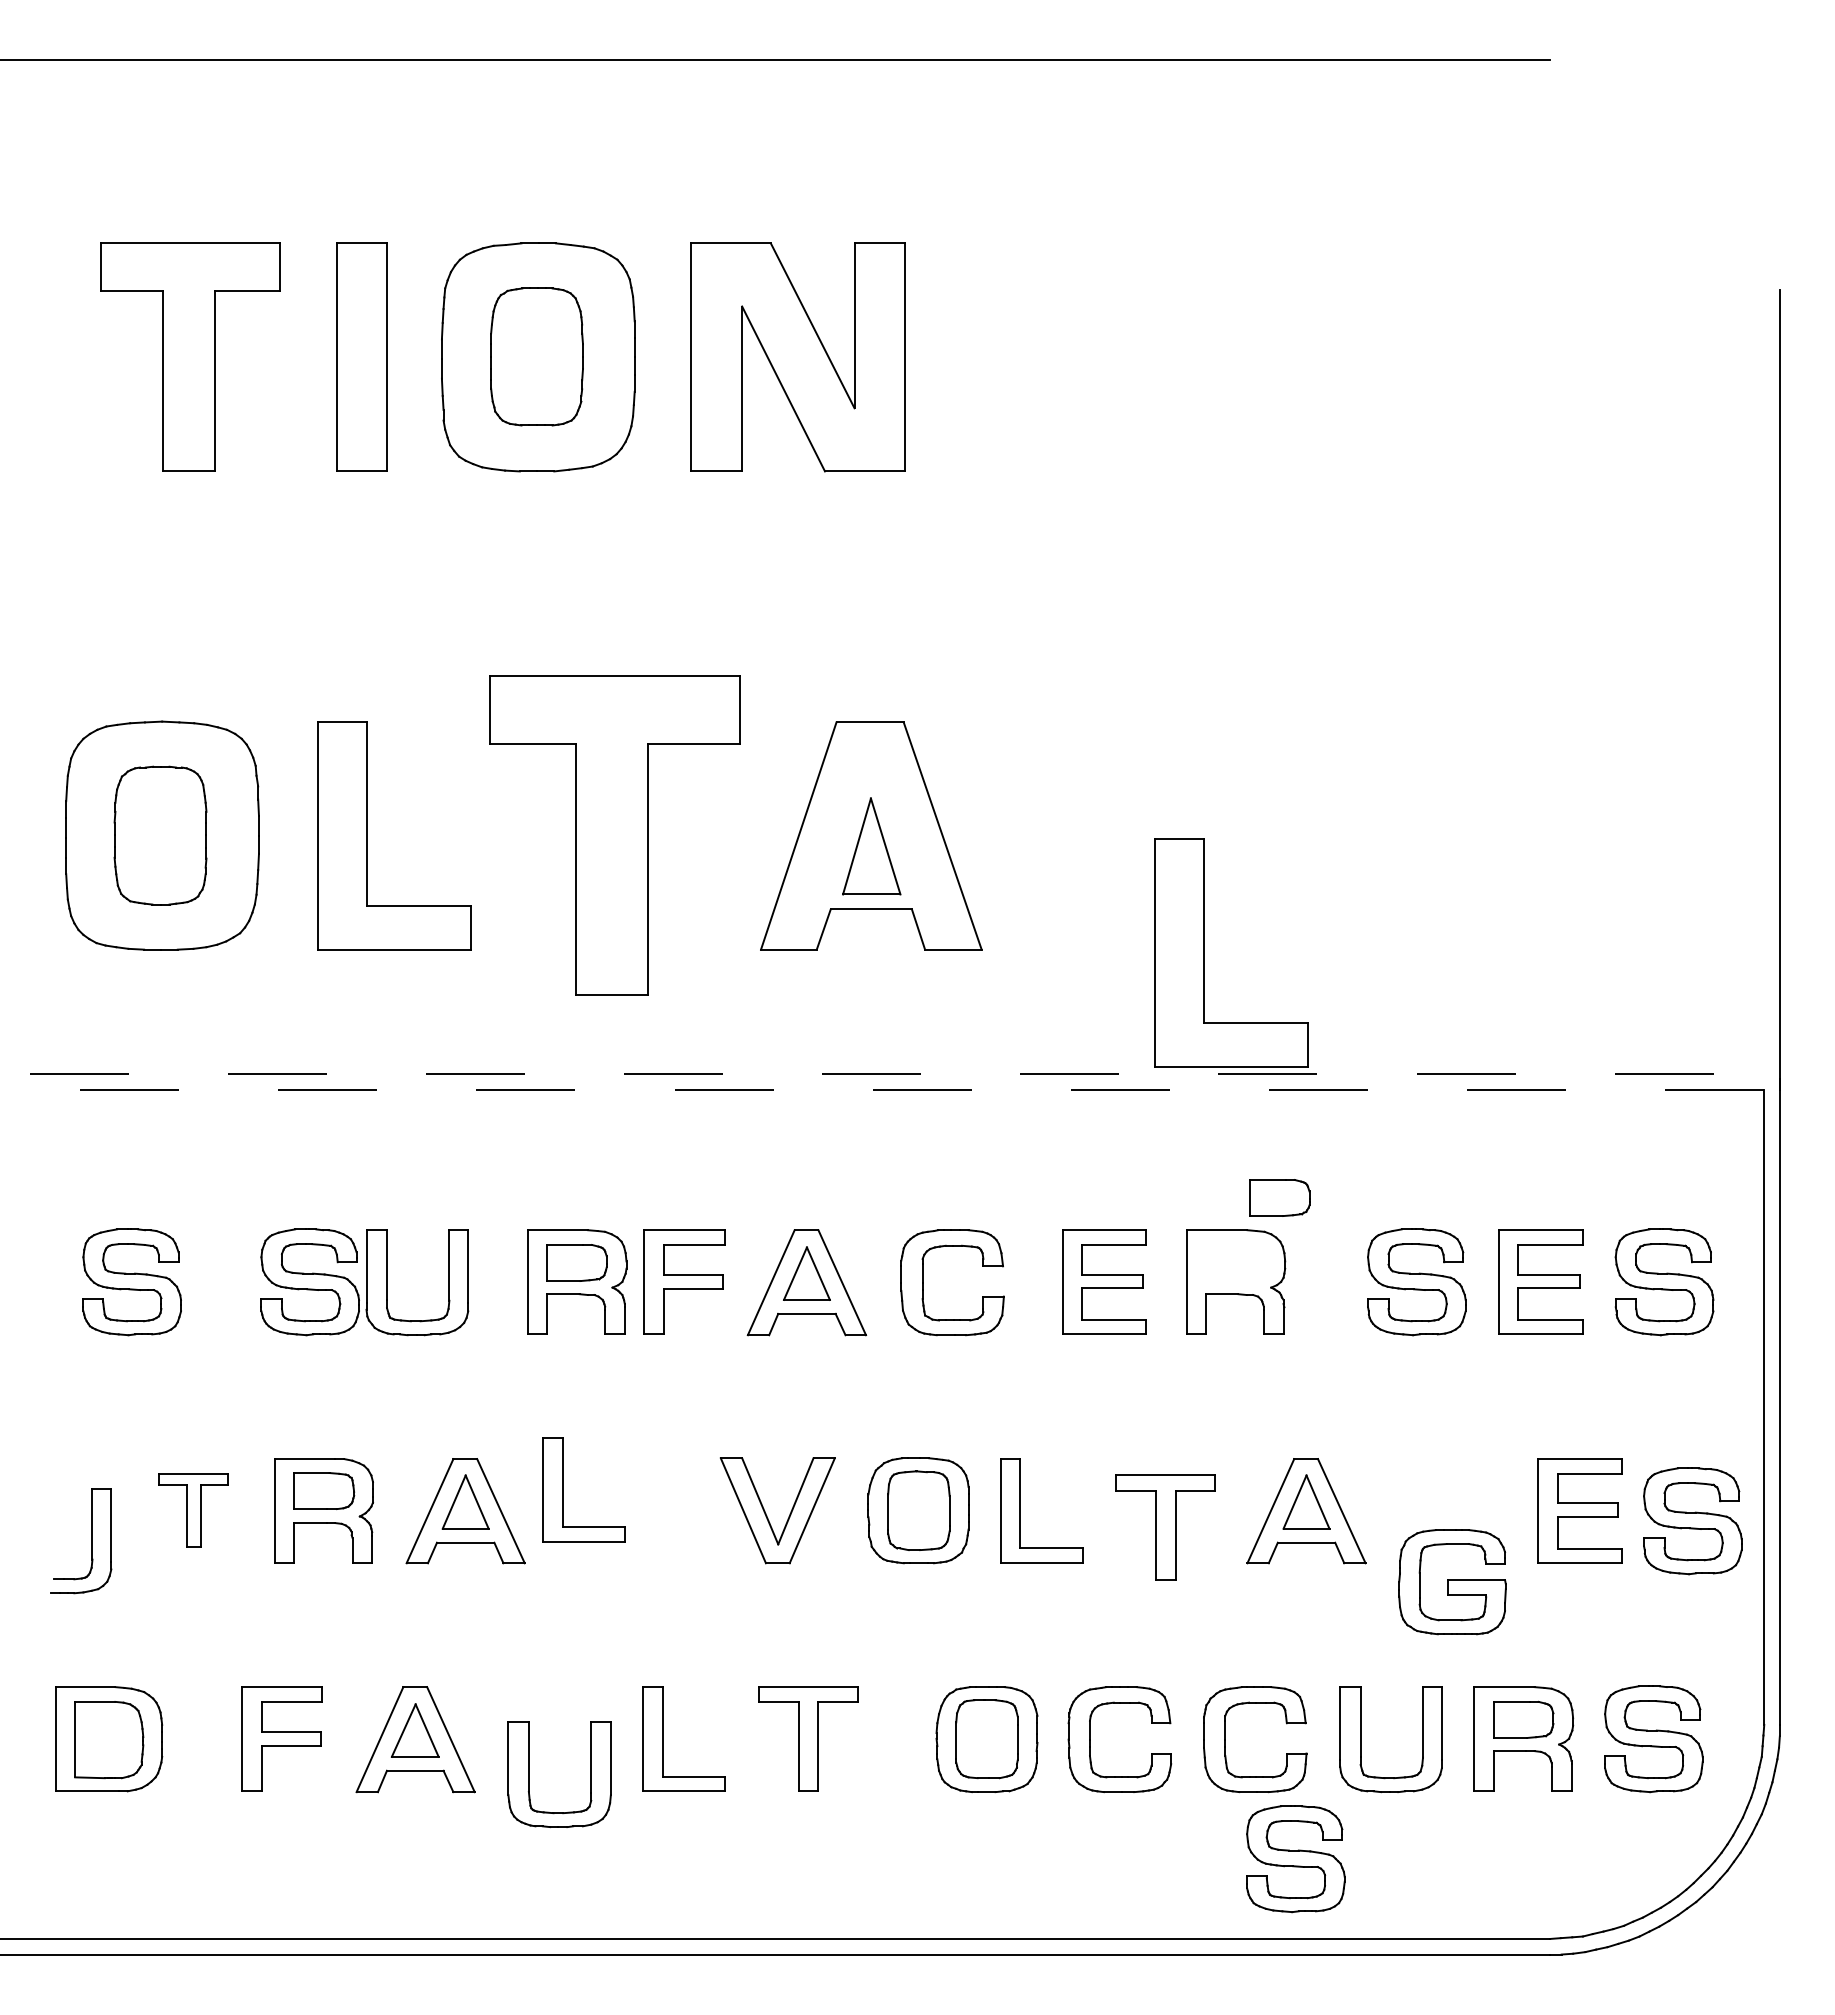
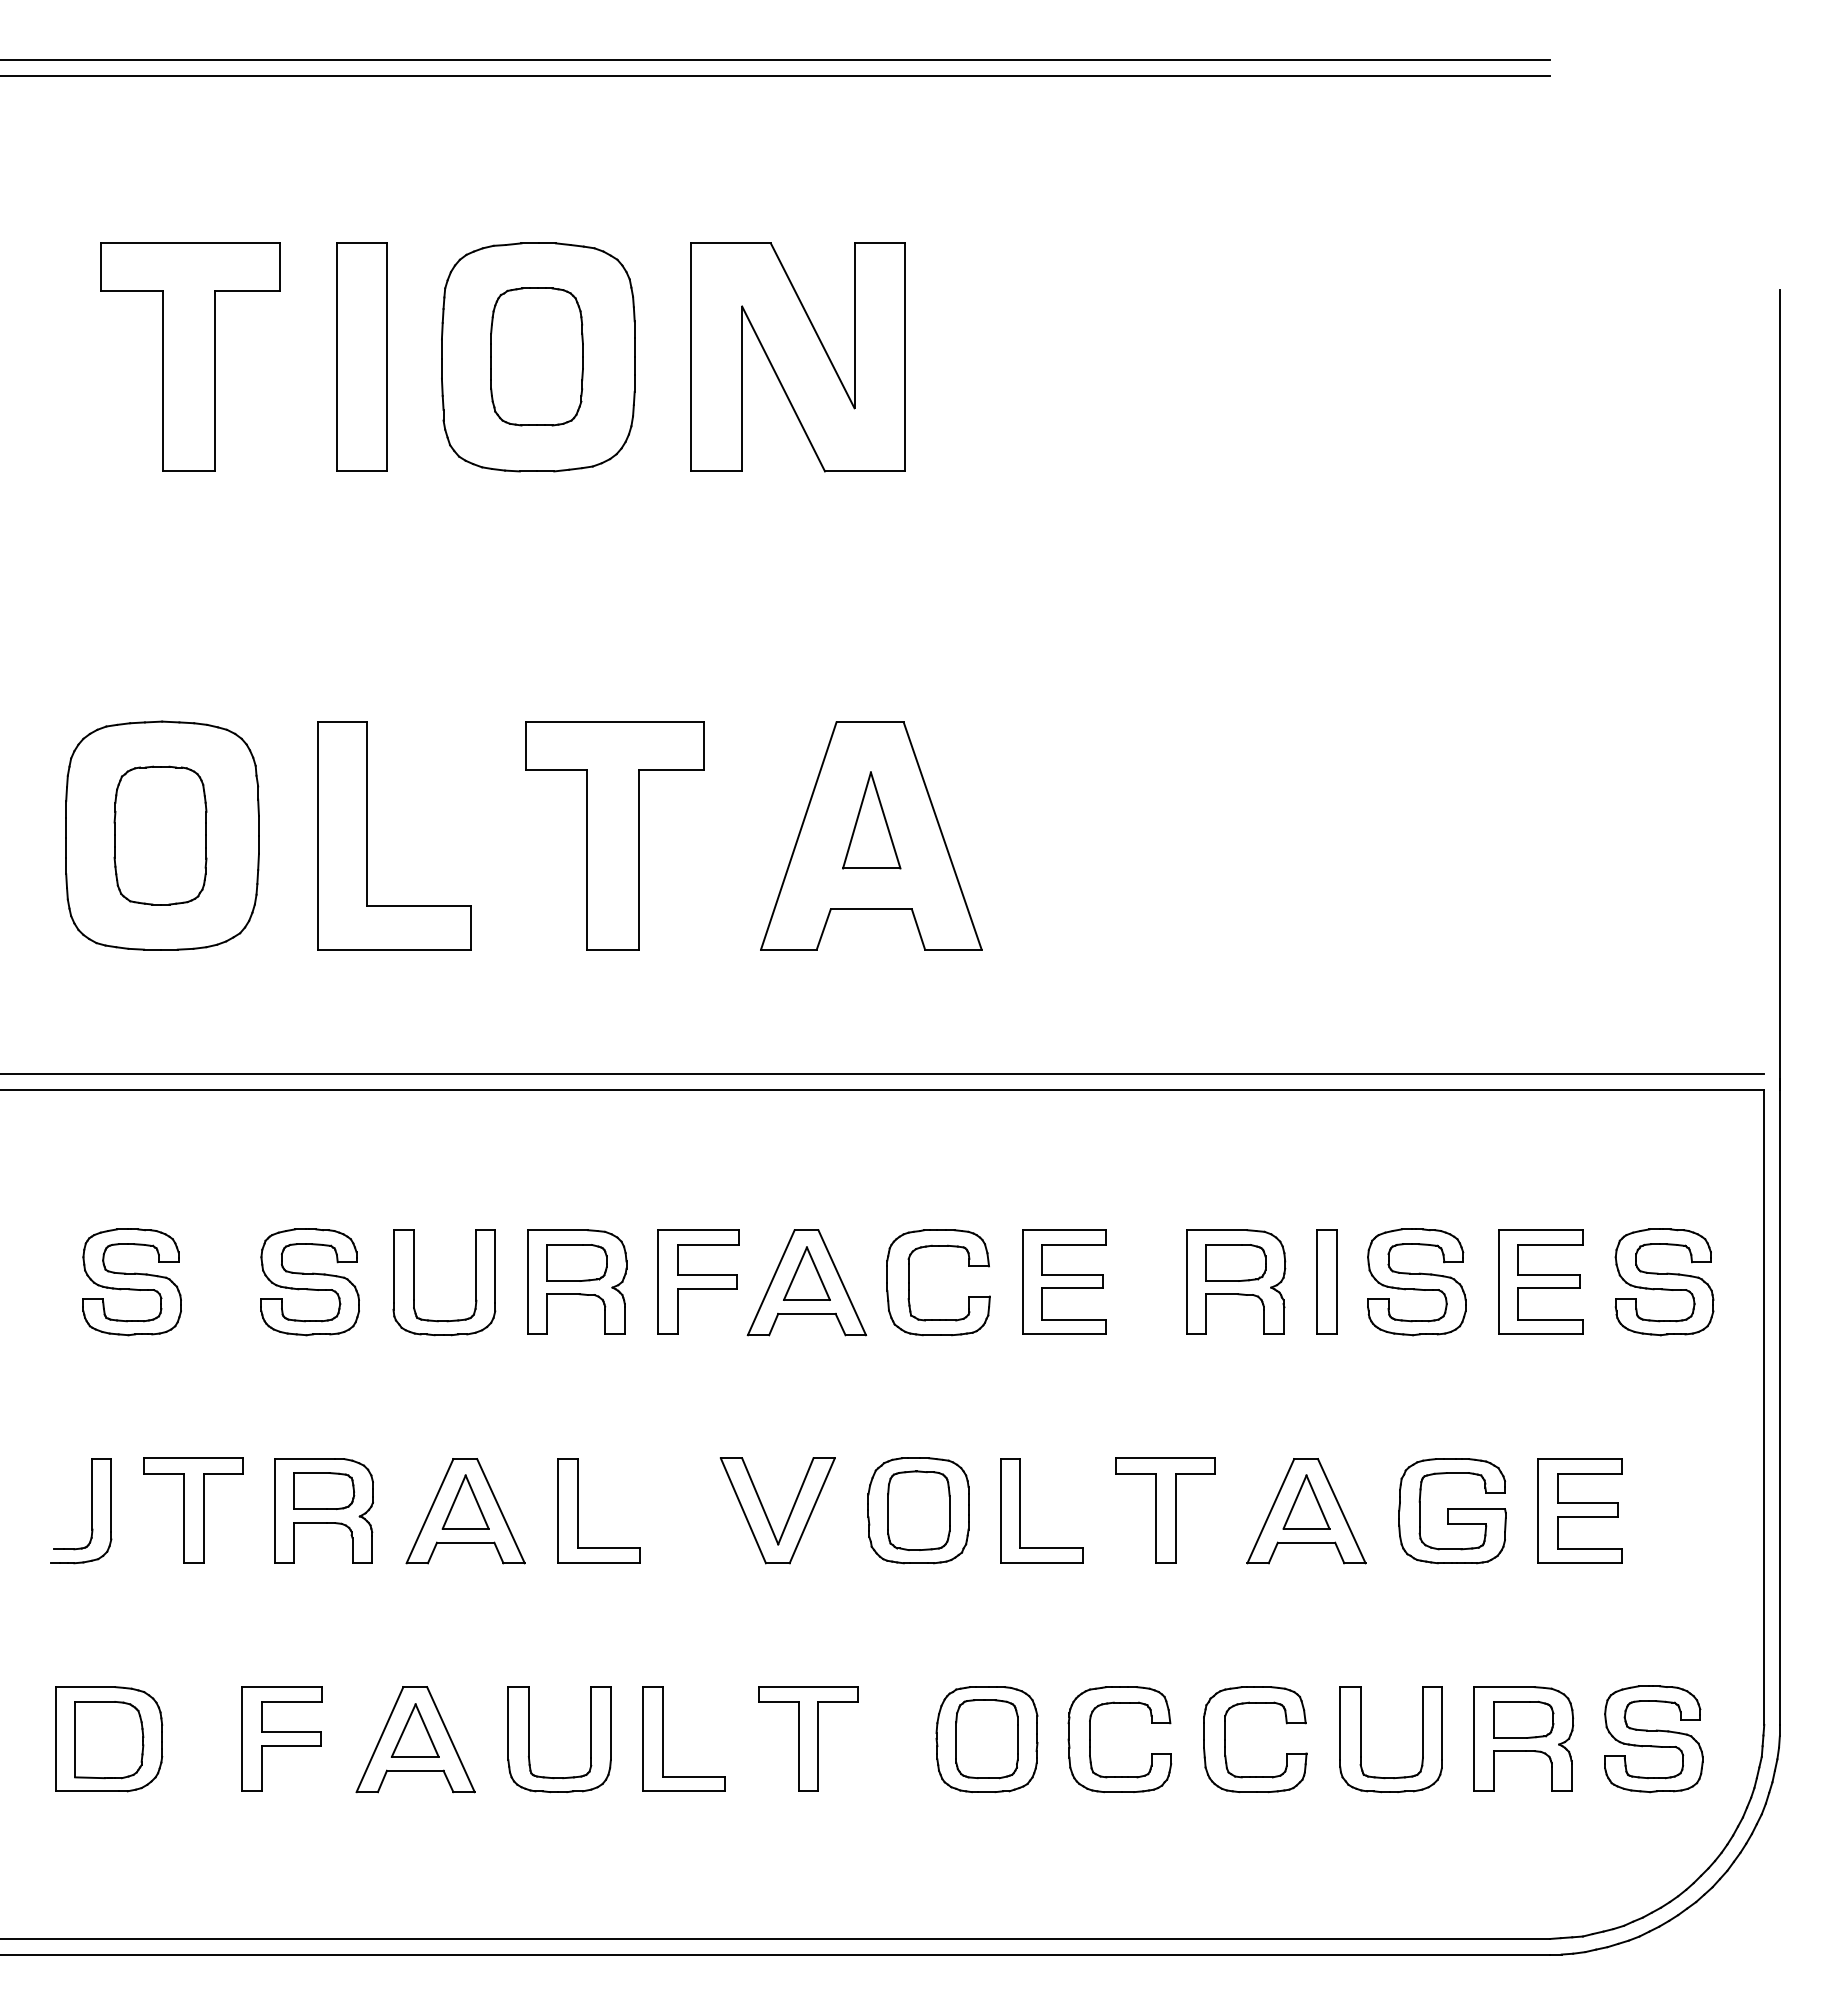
line: none -> present (776, 76)
part size: 252x321 px -> 180x230 px (614, 835)
part position: (871, 846) -> (871, 820) (871, 820)
part: present -> none (1204, 952)
line: dashed -> solid (882, 1074)
line: dashed -> solid (882, 1089)
part position: (1279, 1197) -> (1235, 1262) (1235, 1262)
part position: (684, 1281) -> (698, 1281) (698, 1281)
part position: (1104, 1281) -> (1064, 1281) (1064, 1281)
part: none -> present (1326, 1281)
part position: (387, 1282) -> (414, 1282) (414, 1282)
part position: (923, 1282) -> (909, 1282) (909, 1282)
part position: (563, 1489) -> (578, 1510) (578, 1510)
part size: 71x75 px -> 101x107 px (193, 1510)
part: present -> none (1692, 1521)
part position: (1165, 1527) -> (1165, 1510) (1165, 1510)
part position: (91, 1541) -> (91, 1511) (91, 1511)
part position: (1452, 1582) -> (1452, 1511) (1452, 1511)
part position: (529, 1774) -> (529, 1739) (529, 1739)
part: present -> none (1295, 1859)
